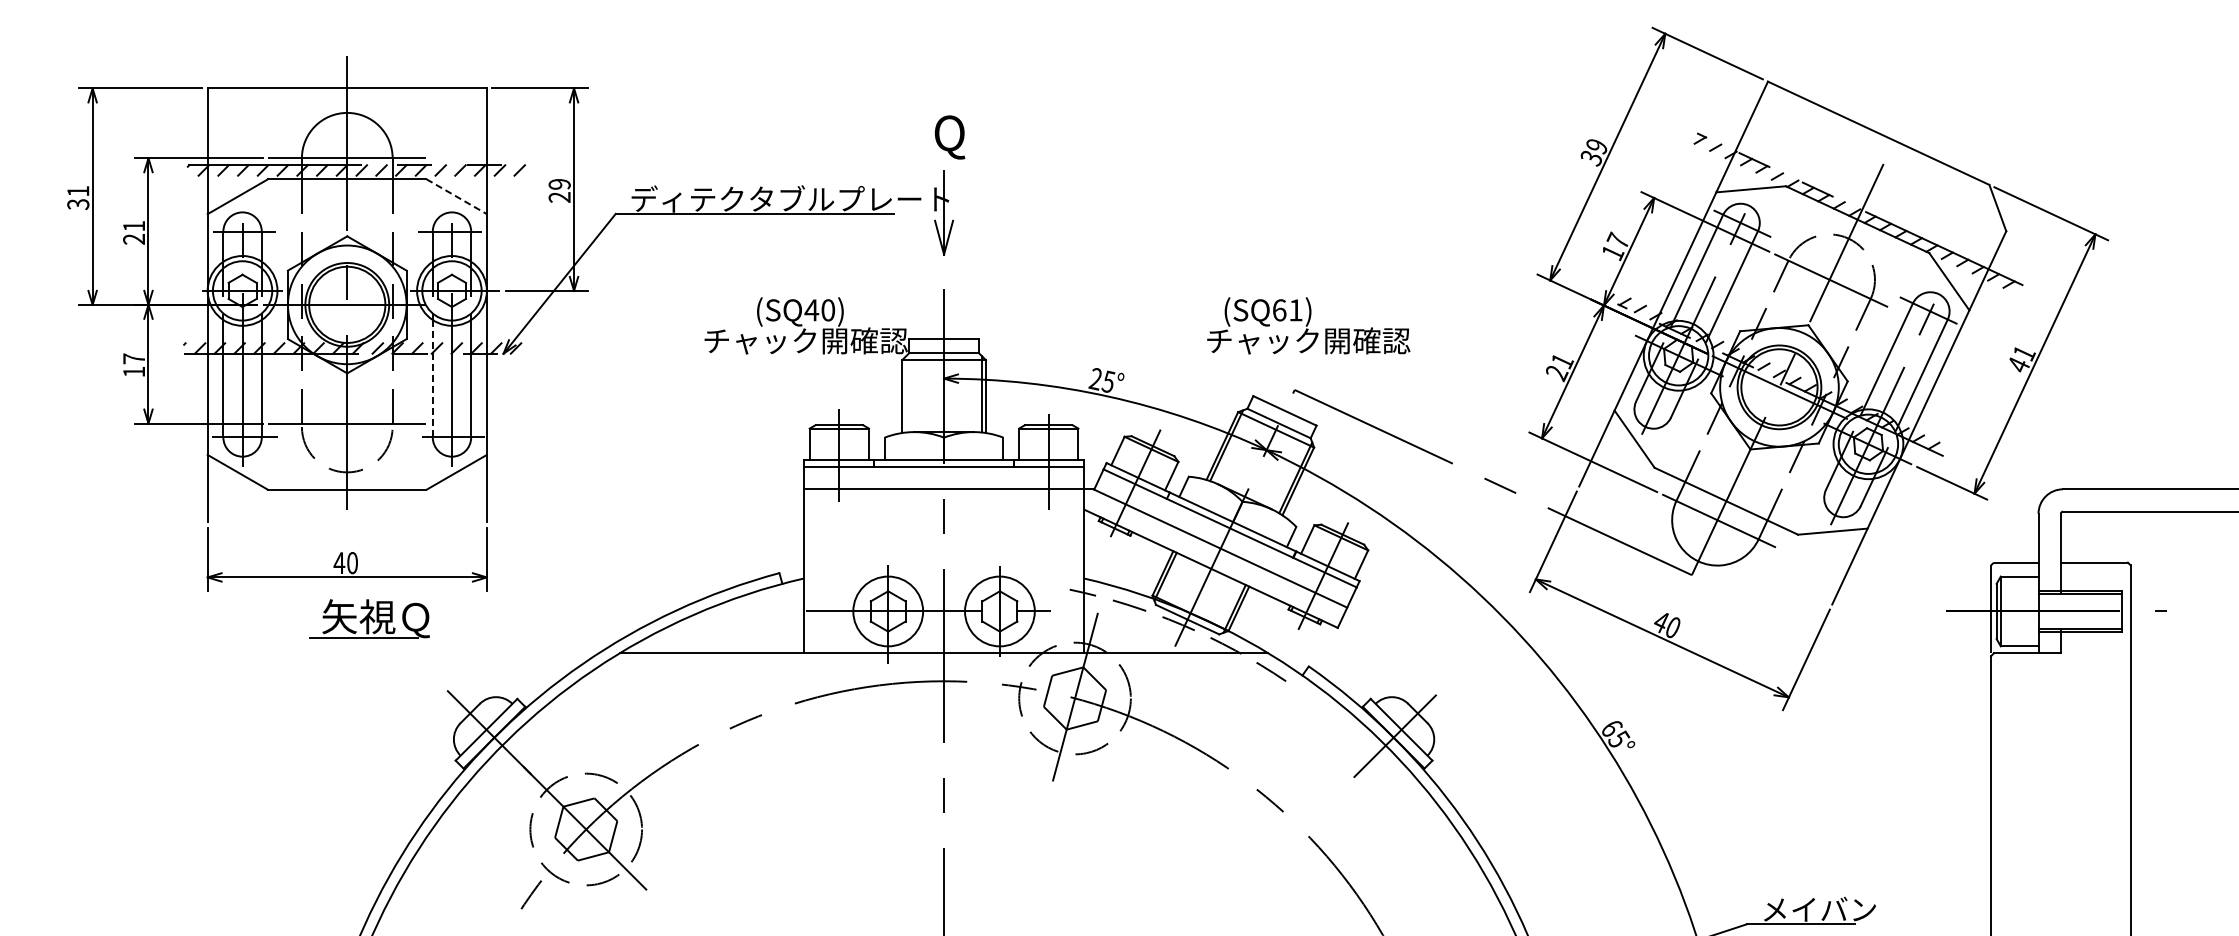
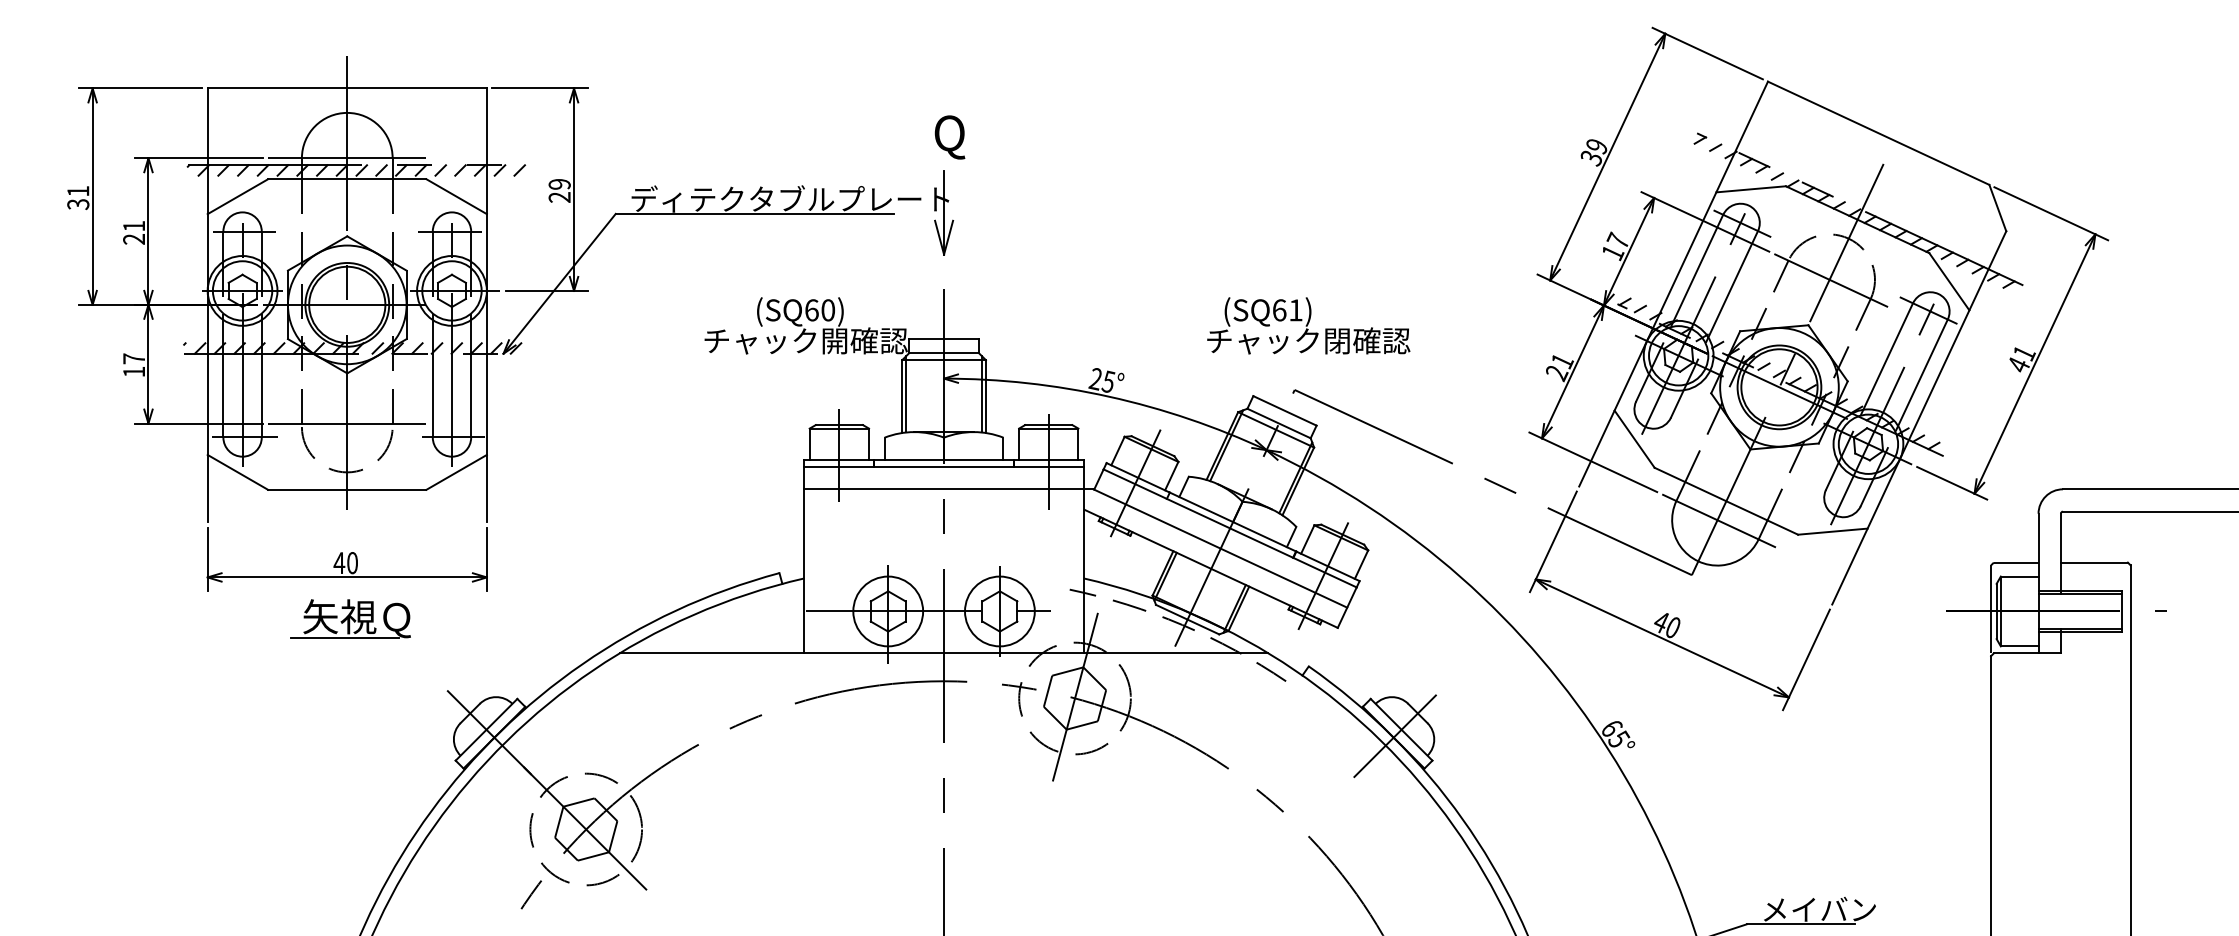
line: dashed -> solid (456, 196)
text: (SQ40) -> (SQ60) (811, 310)
text: チャック開確認 -> チャック閉確認 (1337, 344)
line: dashed -> solid (432, 378)
line: none -> present (905, 394)
part position: (369, 618) -> (350, 618) (350, 618)
